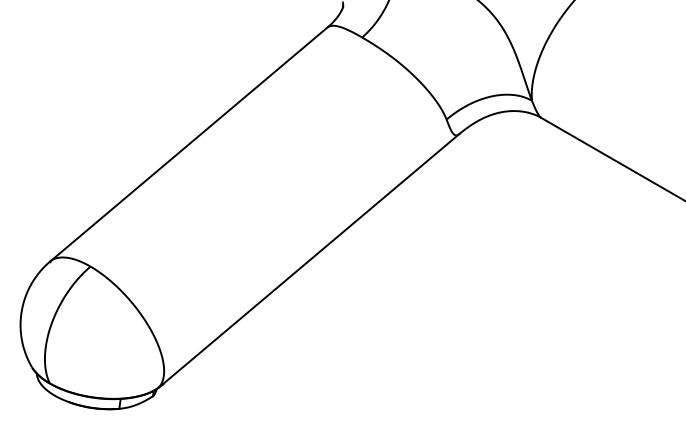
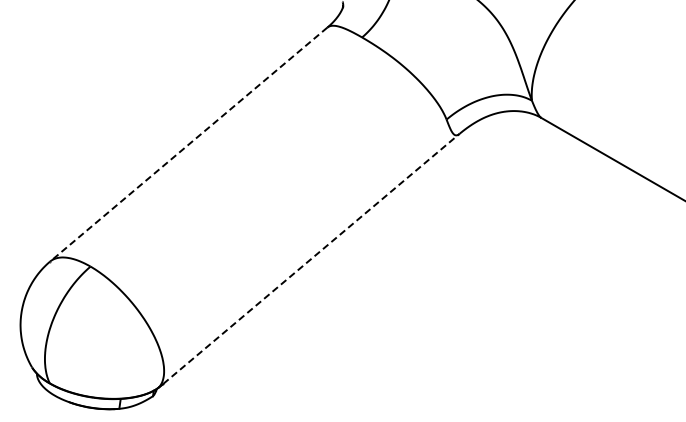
line: solid -> dashed (188, 144)
line: solid -> dashed (311, 258)
